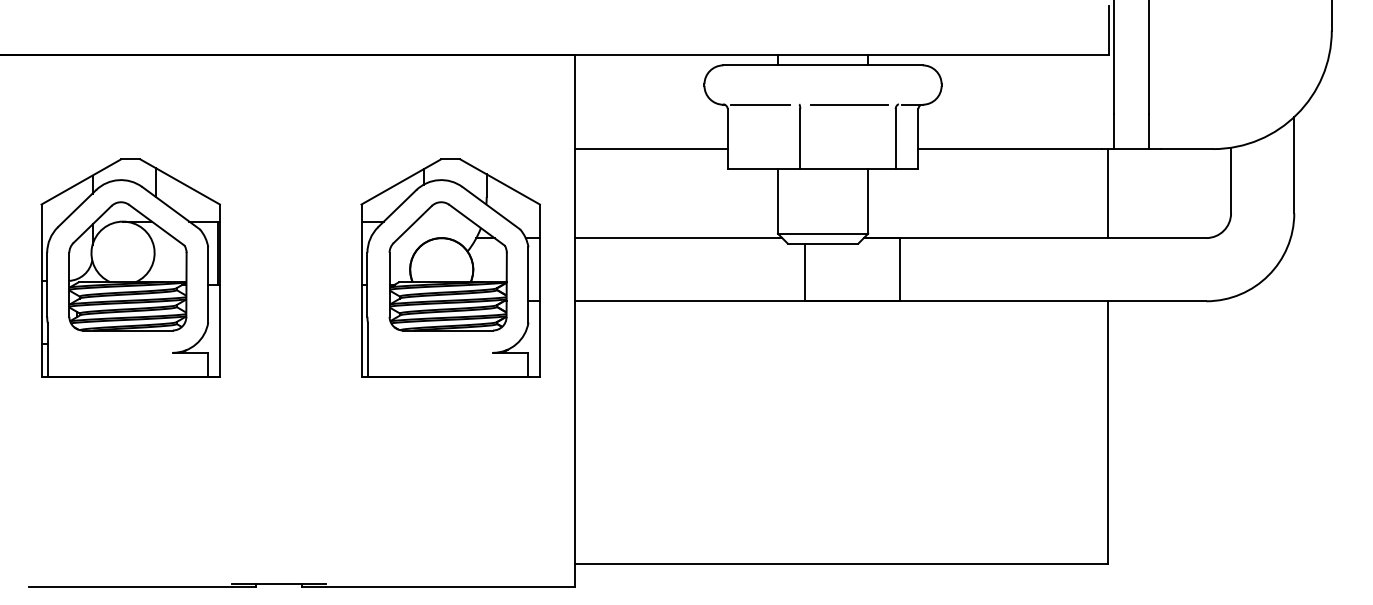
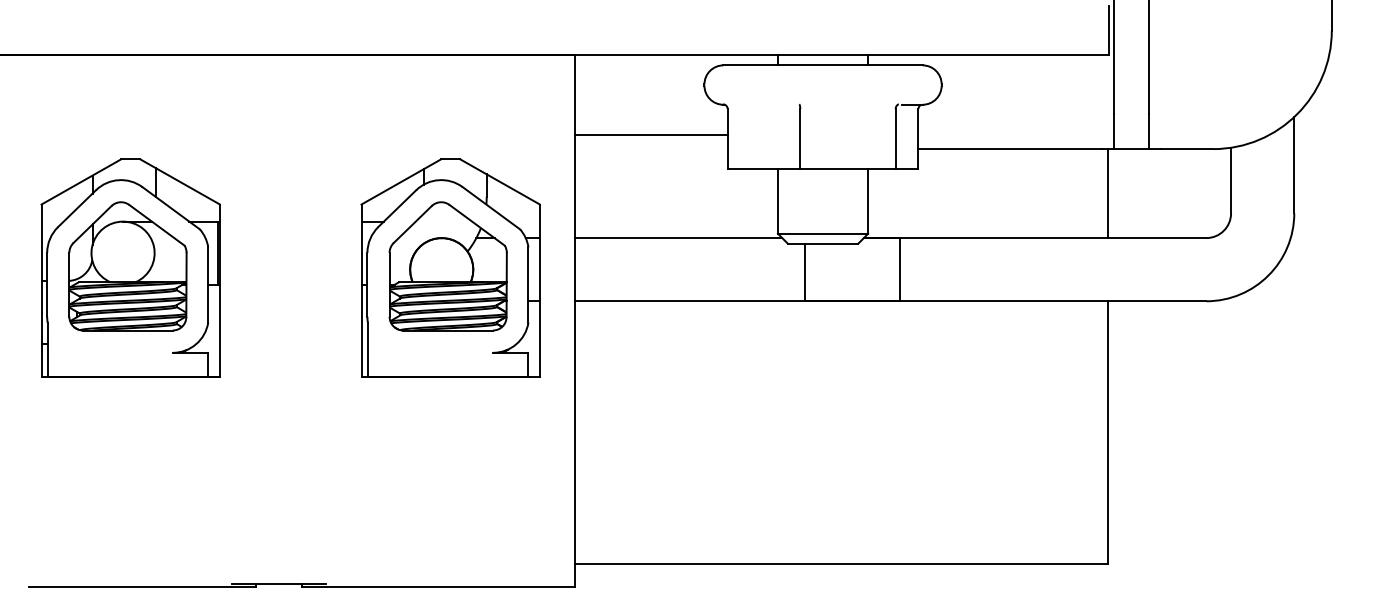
line: present -> none (760, 104)
line: present -> none (849, 104)
line position: (651, 149) -> (651, 135) (651, 135)
